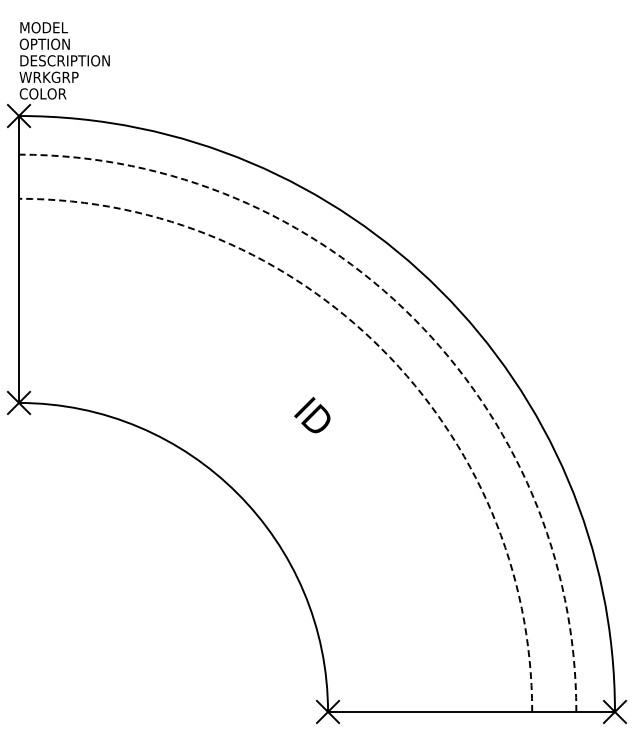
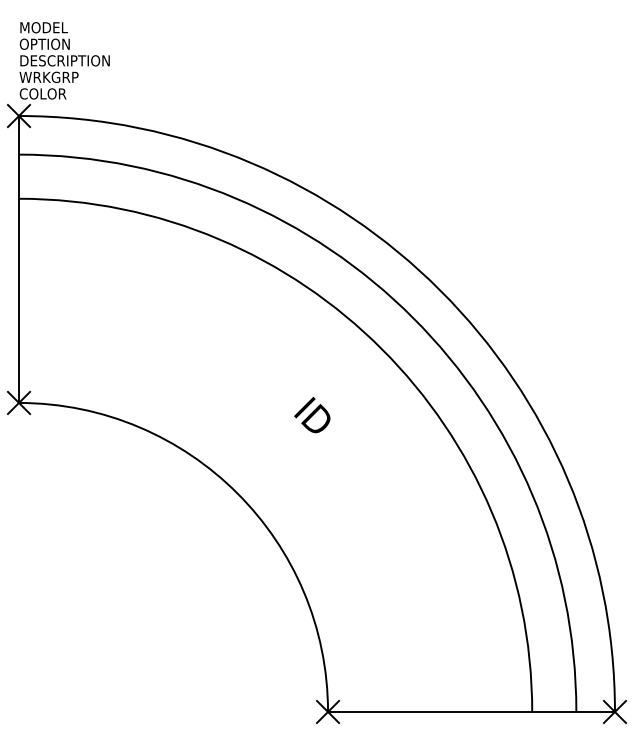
arc: dashed -> solid (413, 317)
arc: dashed -> solid (381, 349)
